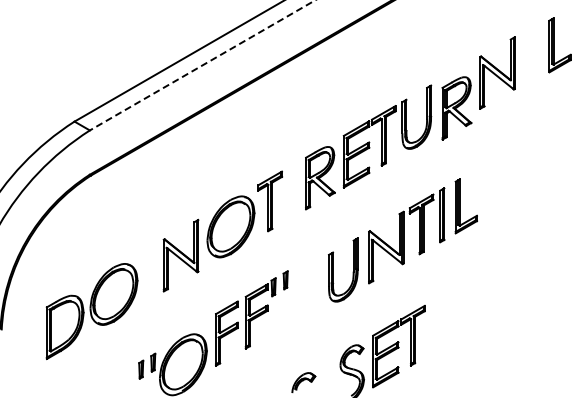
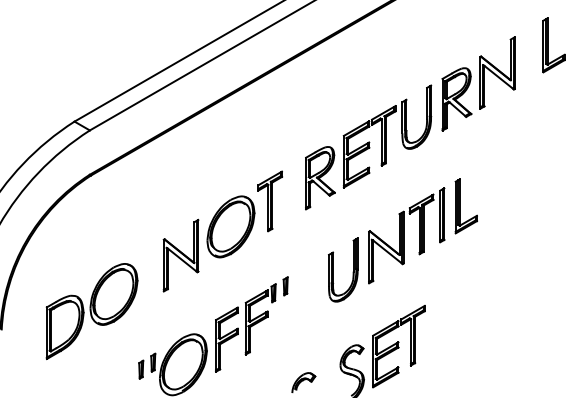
part position: (559, 45) -> (553, 45) (553, 45)
line: dashed -> solid (202, 65)
part position: (456, 108) -> (456, 99) (456, 99)
part position: (251, 318) -> (251, 324) (251, 324)
